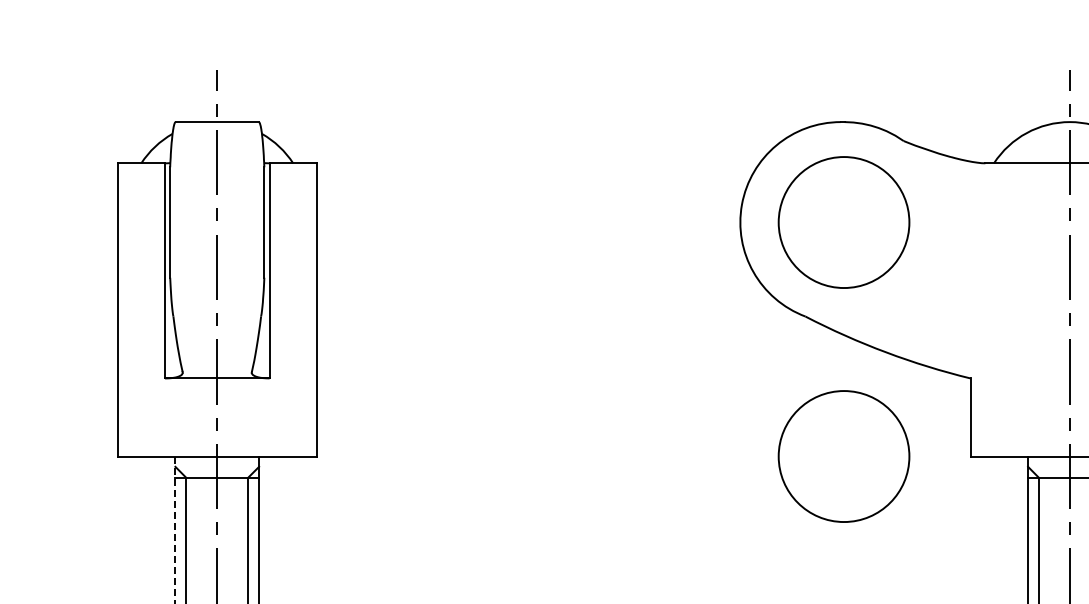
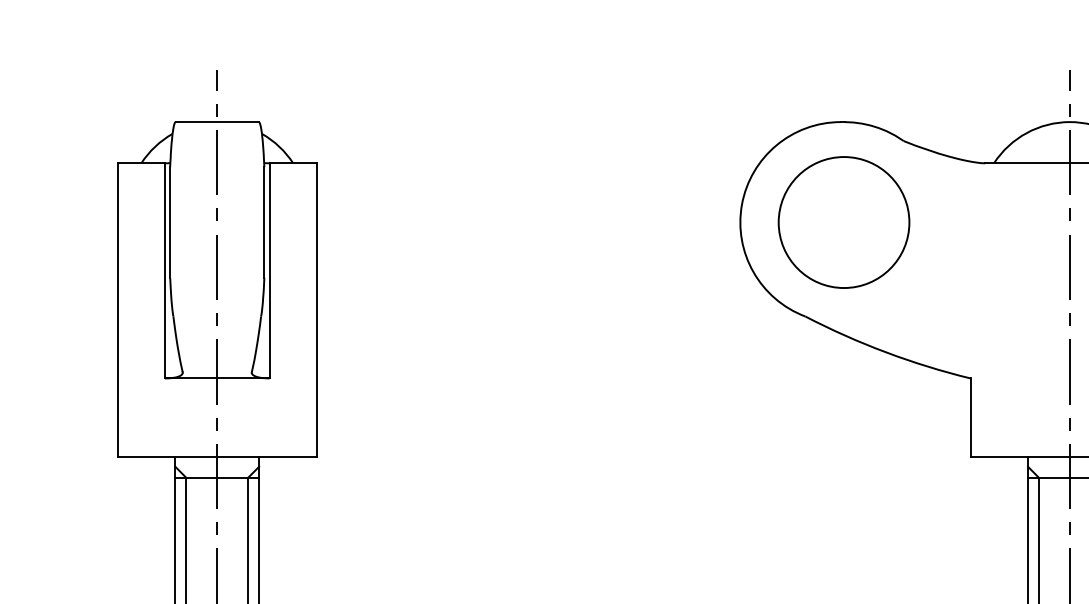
part: present -> none (843, 456)
line: dashed -> solid (175, 530)
